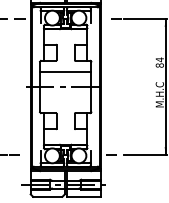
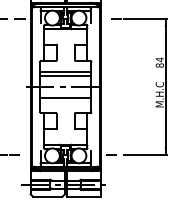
line: none -> present (65, 76)
line: none -> present (65, 98)
